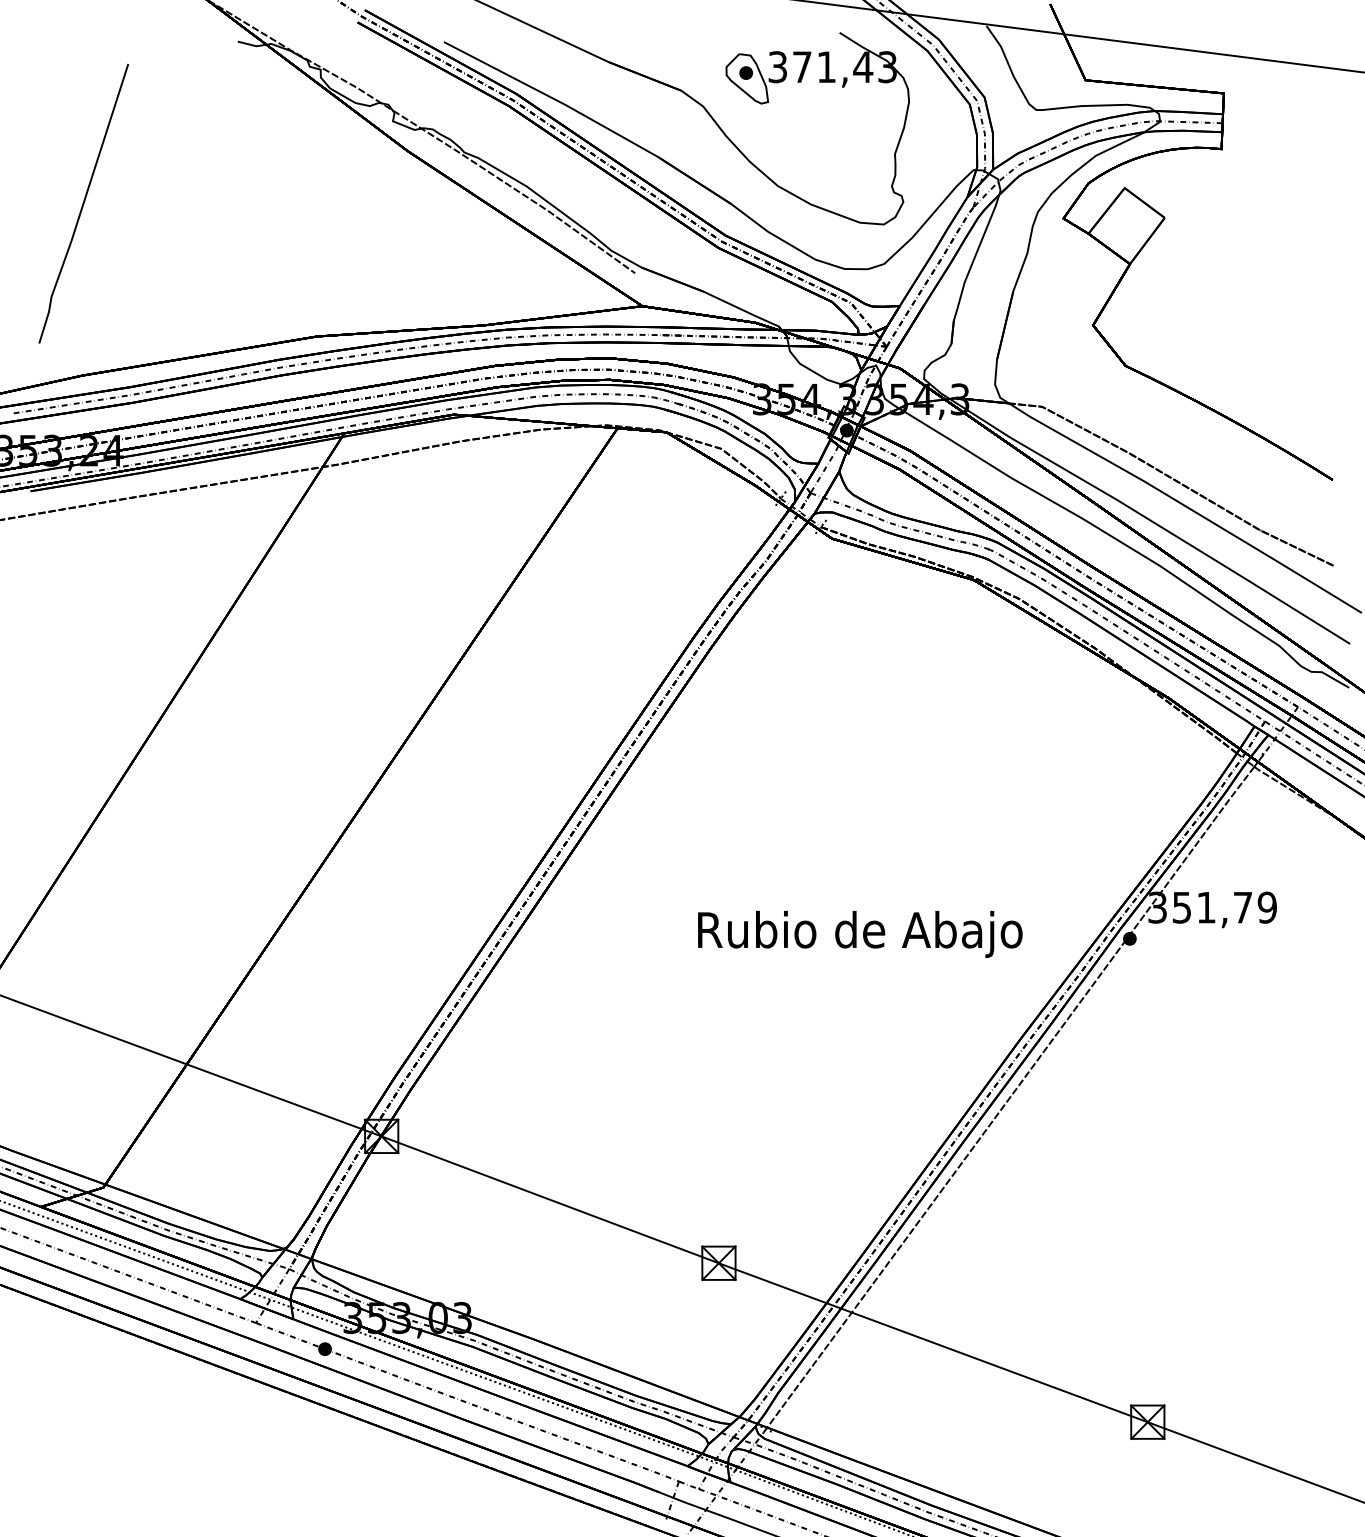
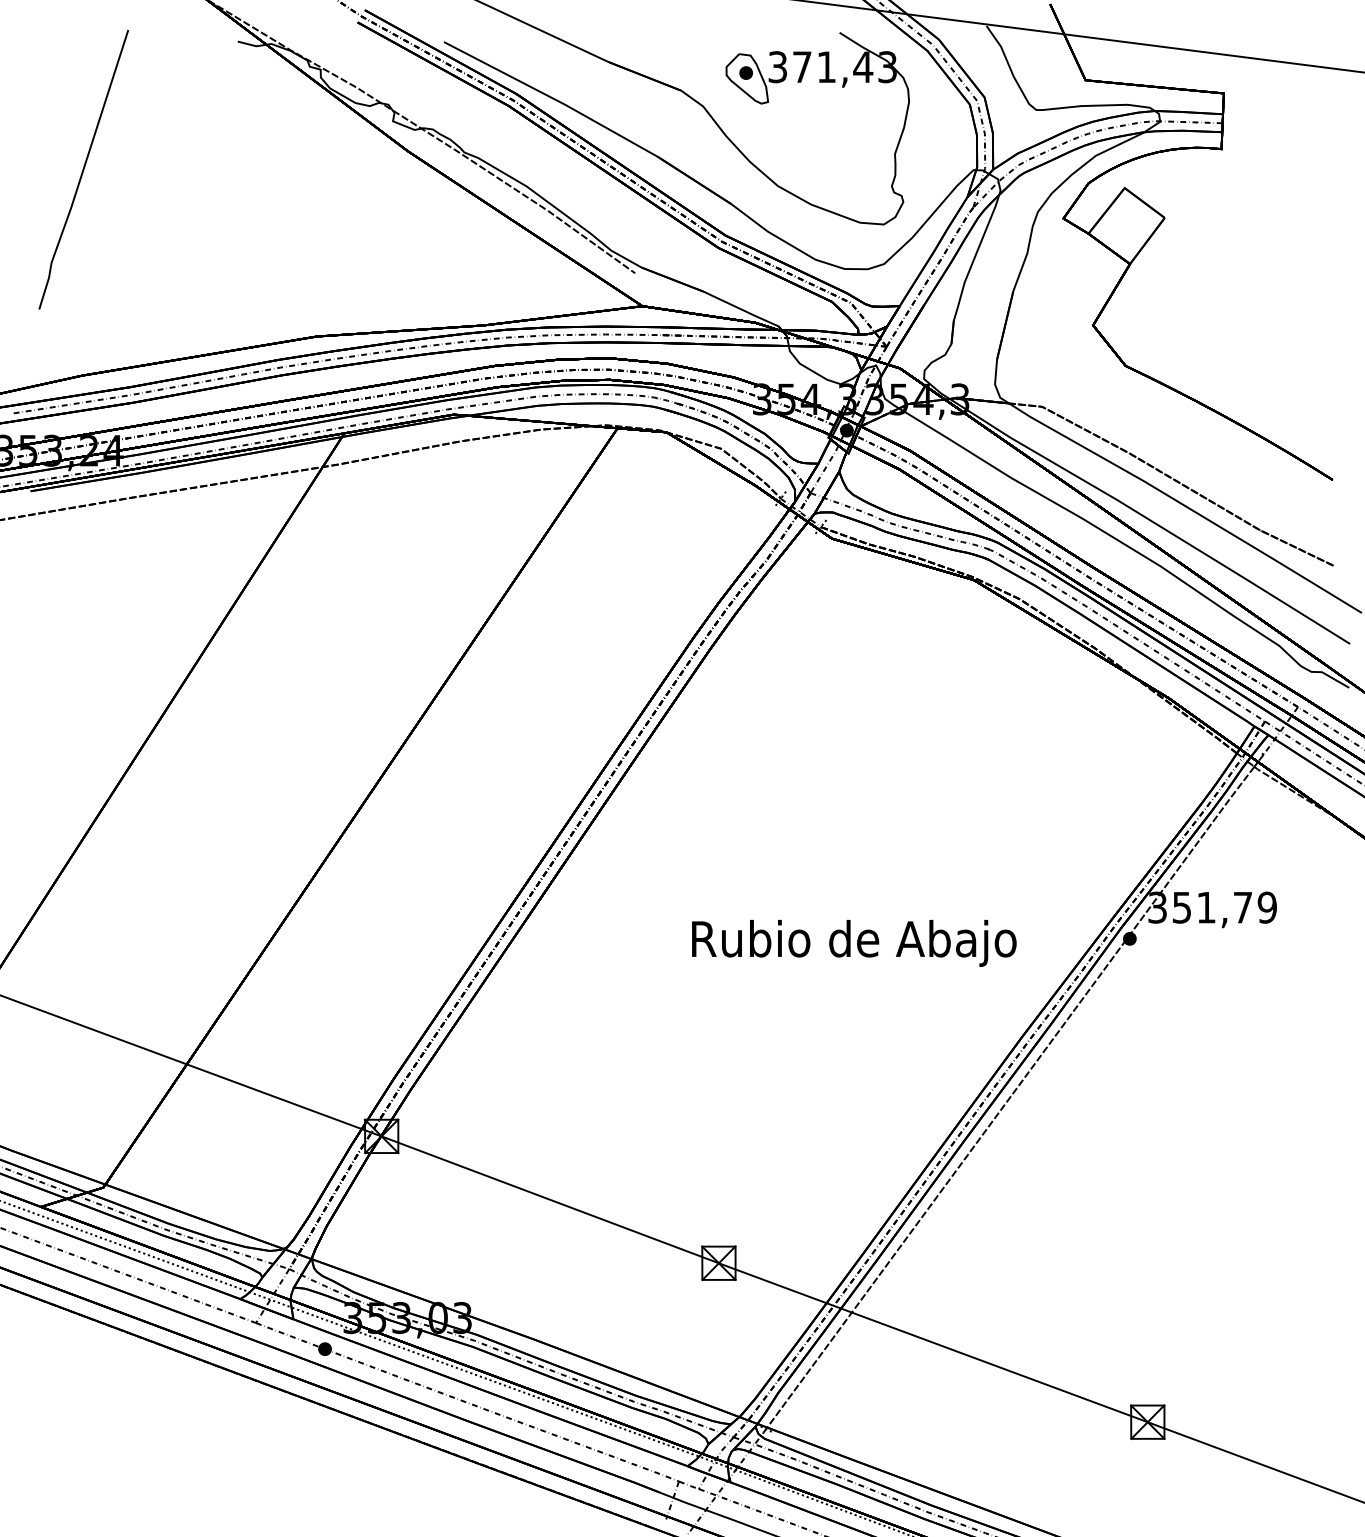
line position: (83, 203) -> (83, 169) (83, 169)
text position: (860, 934) -> (854, 943) (854, 943)
